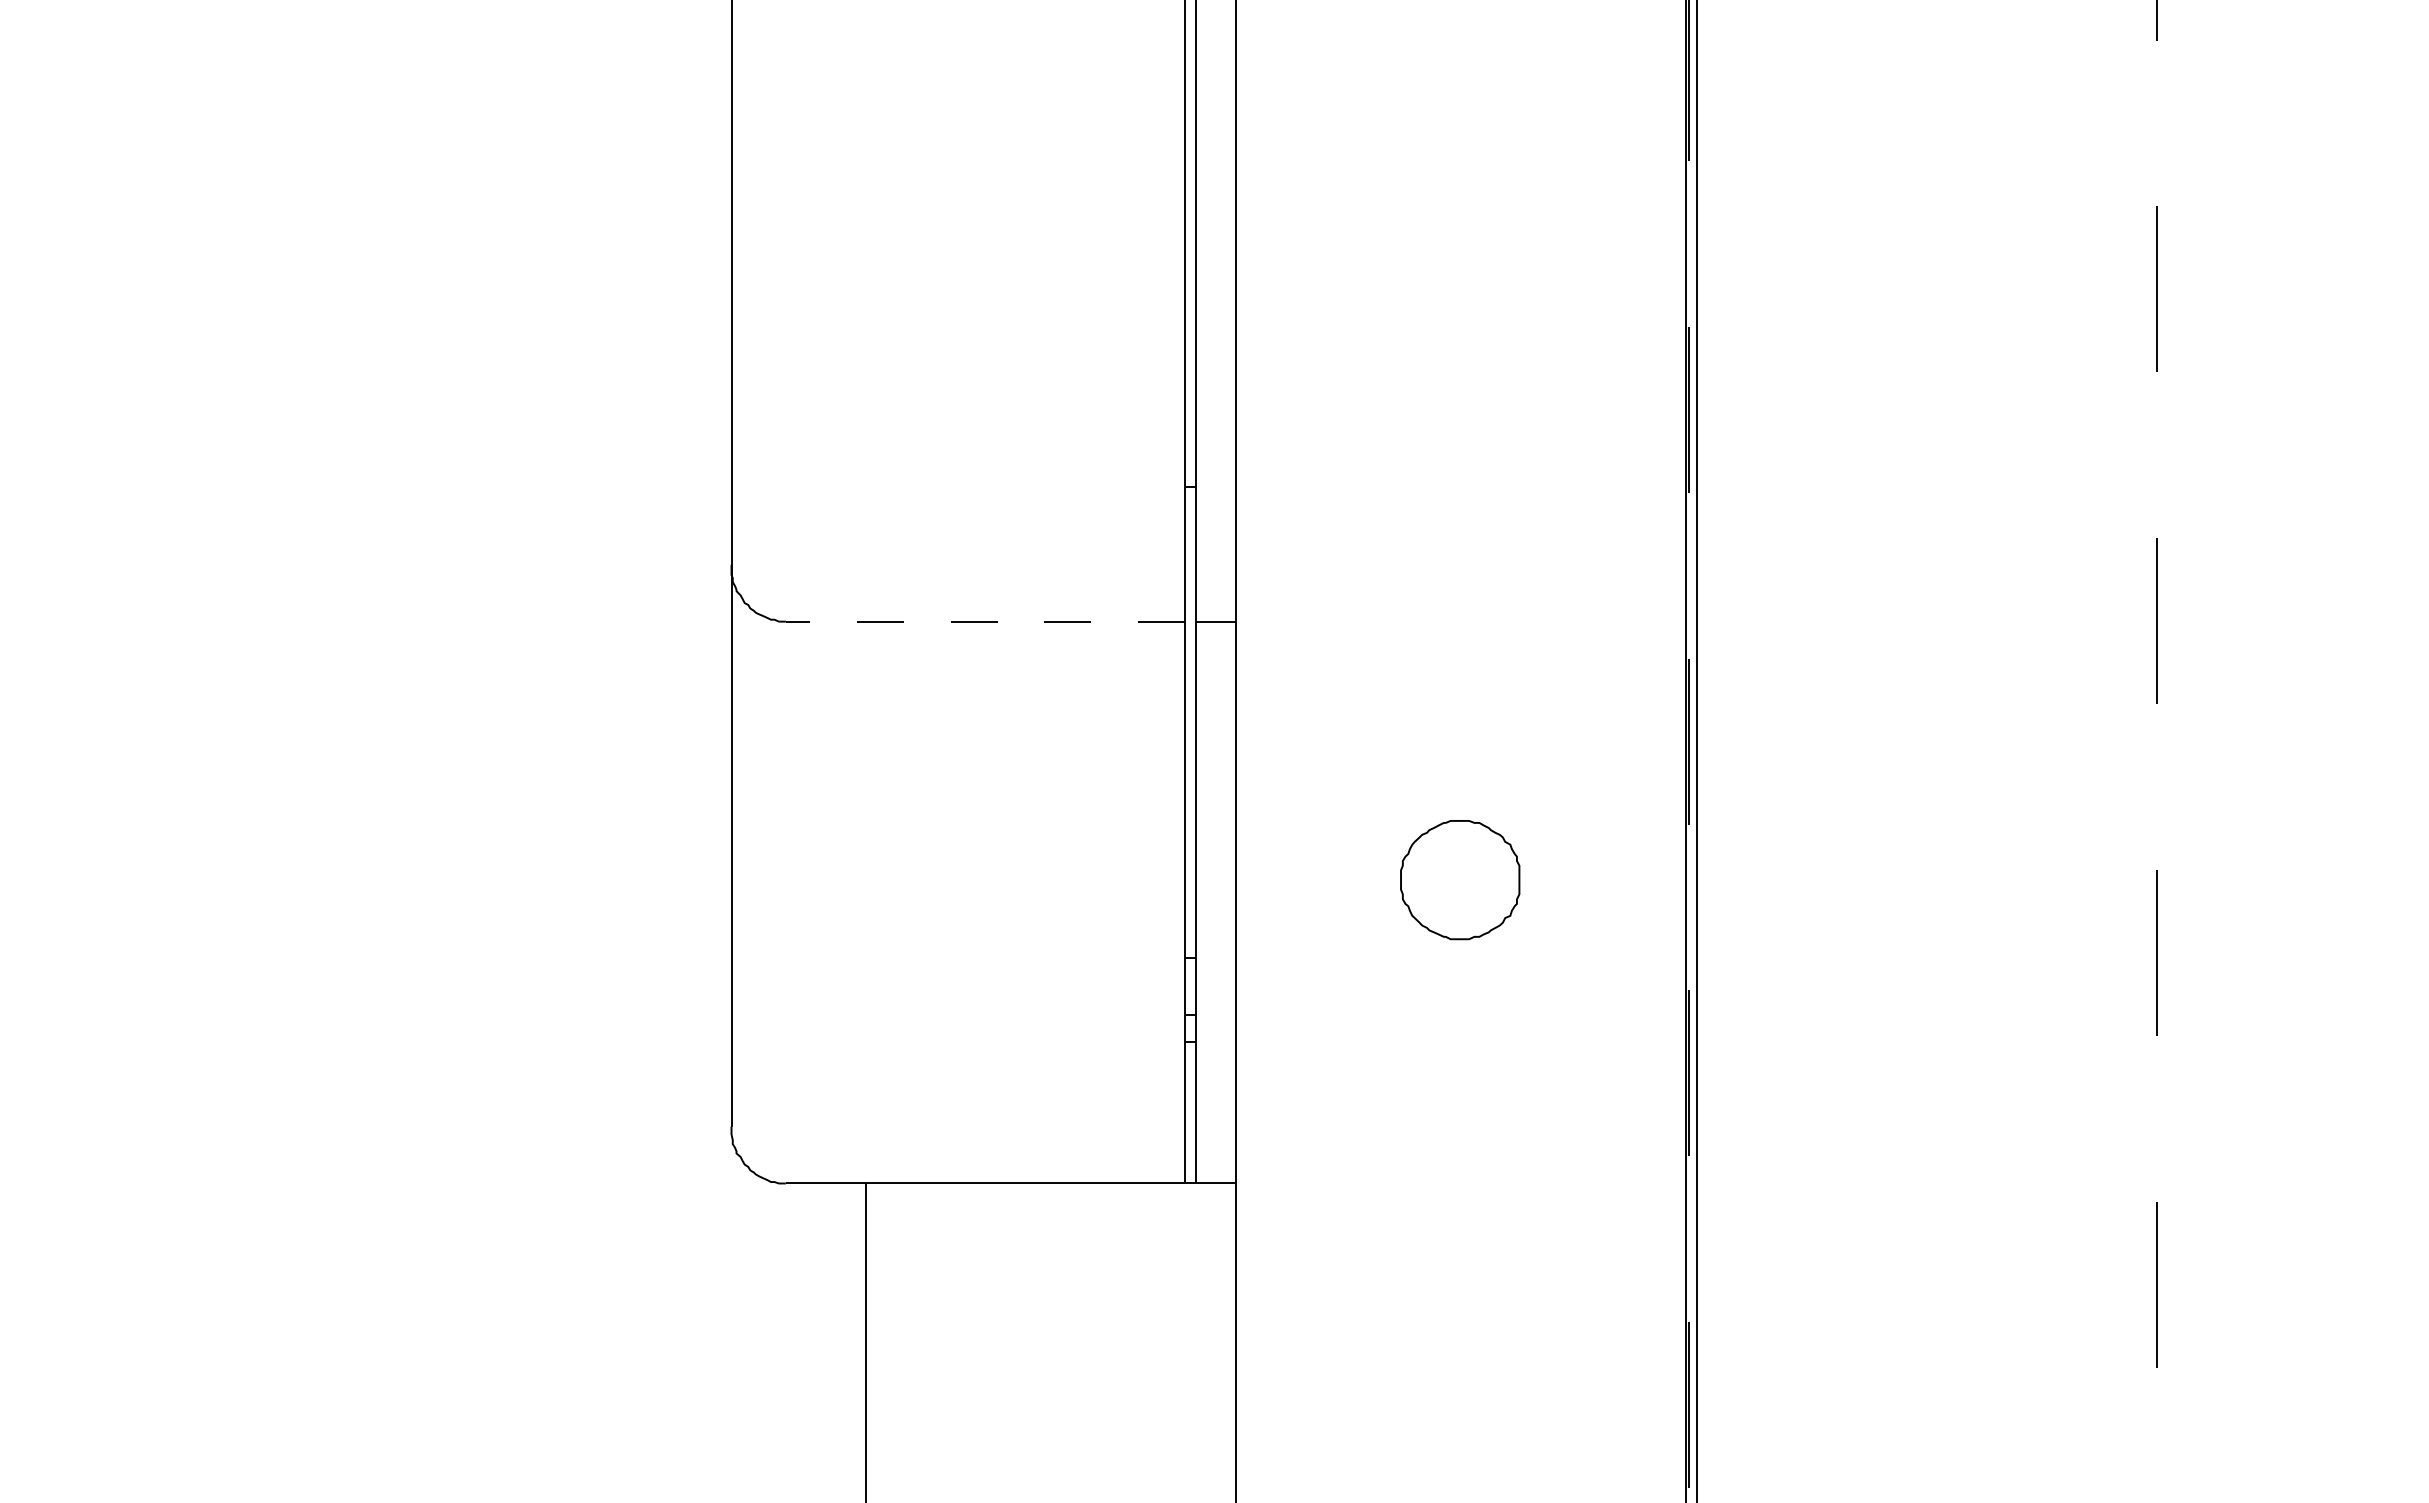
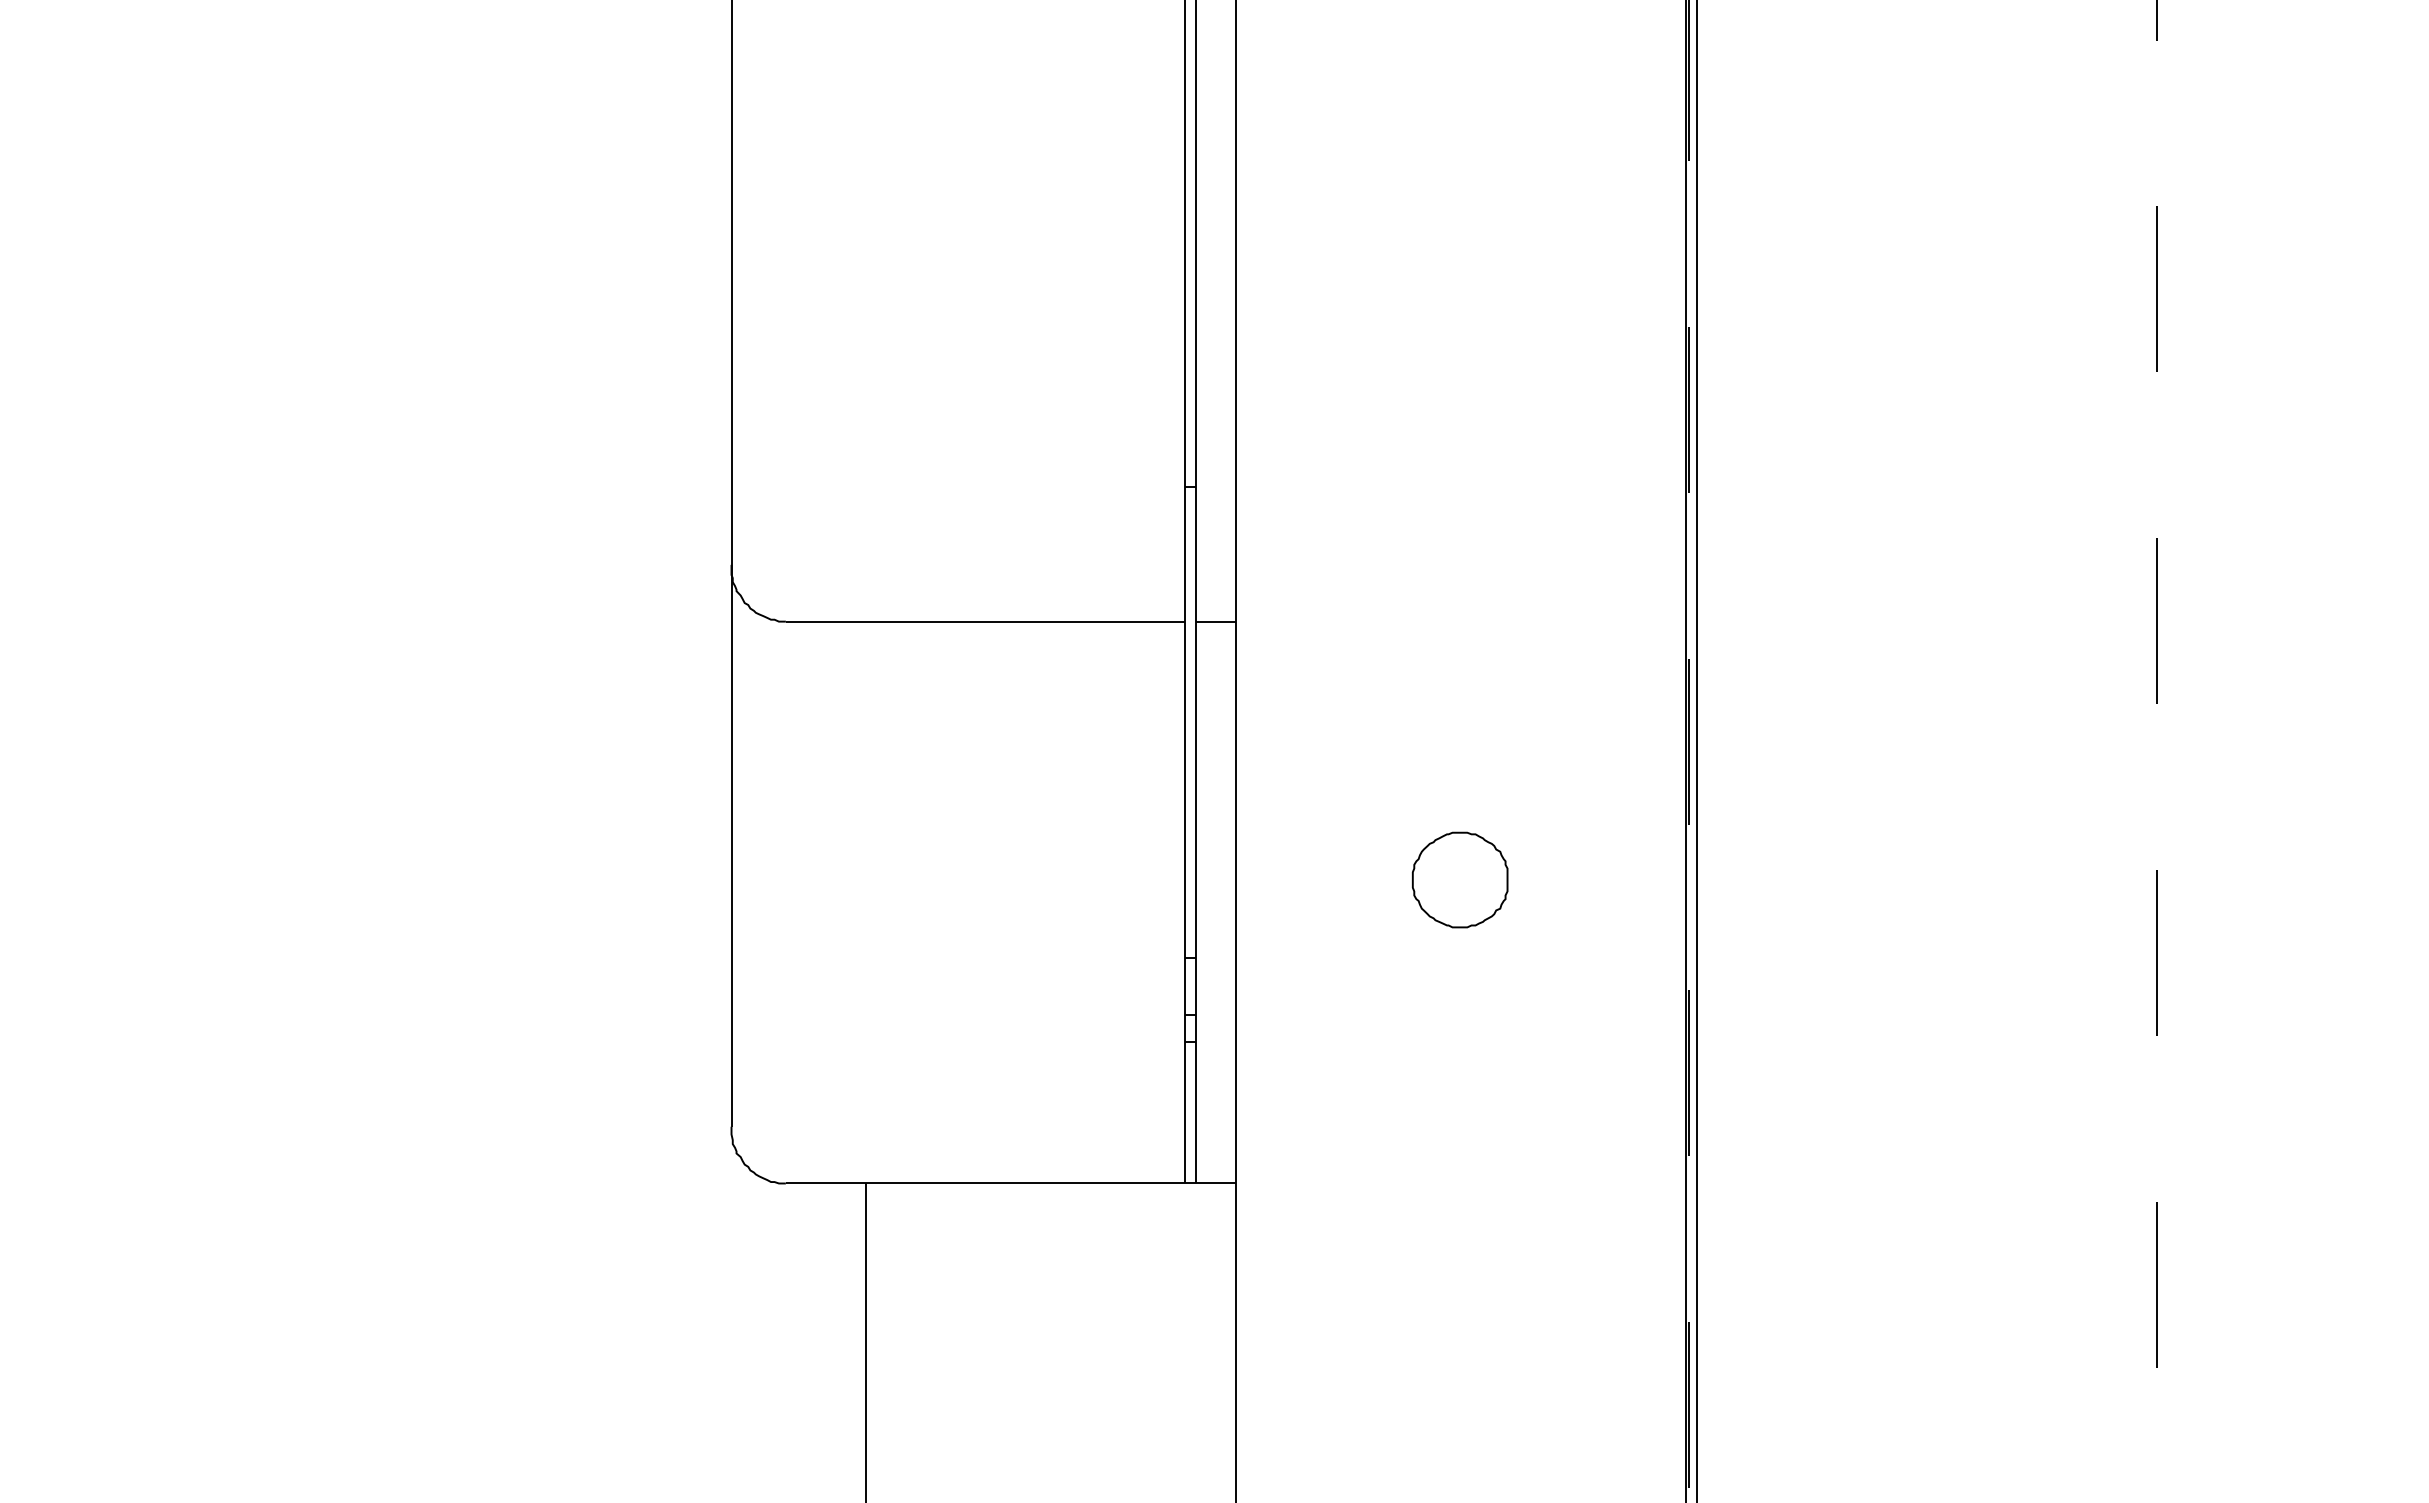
line: dashed -> solid (984, 621)
part size: 121x121 px -> 98x98 px (1459, 879)
